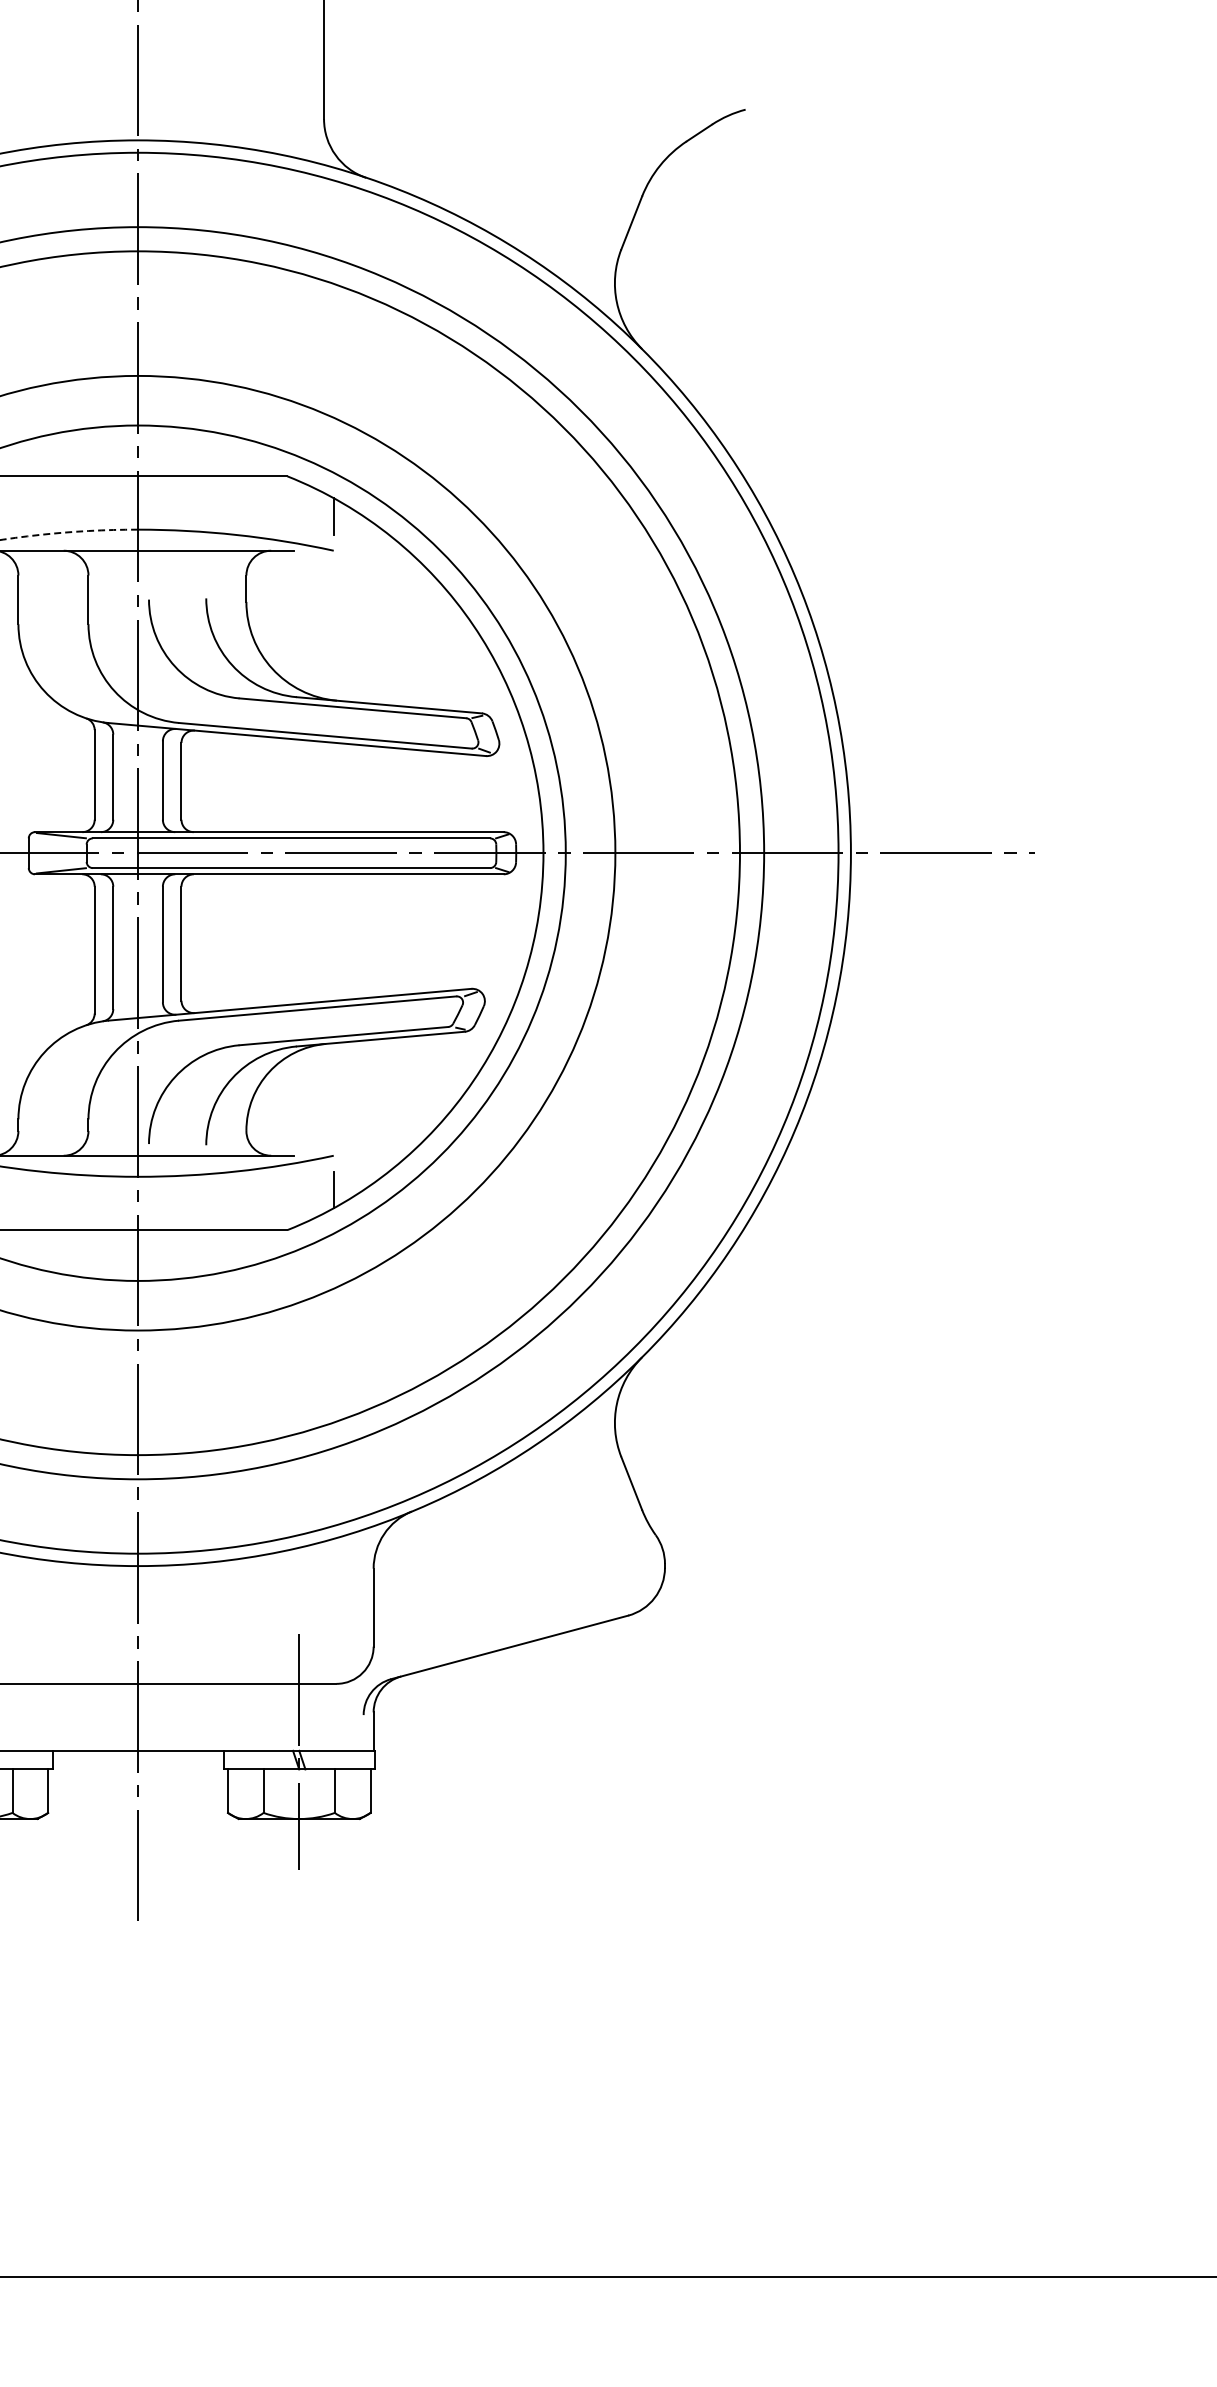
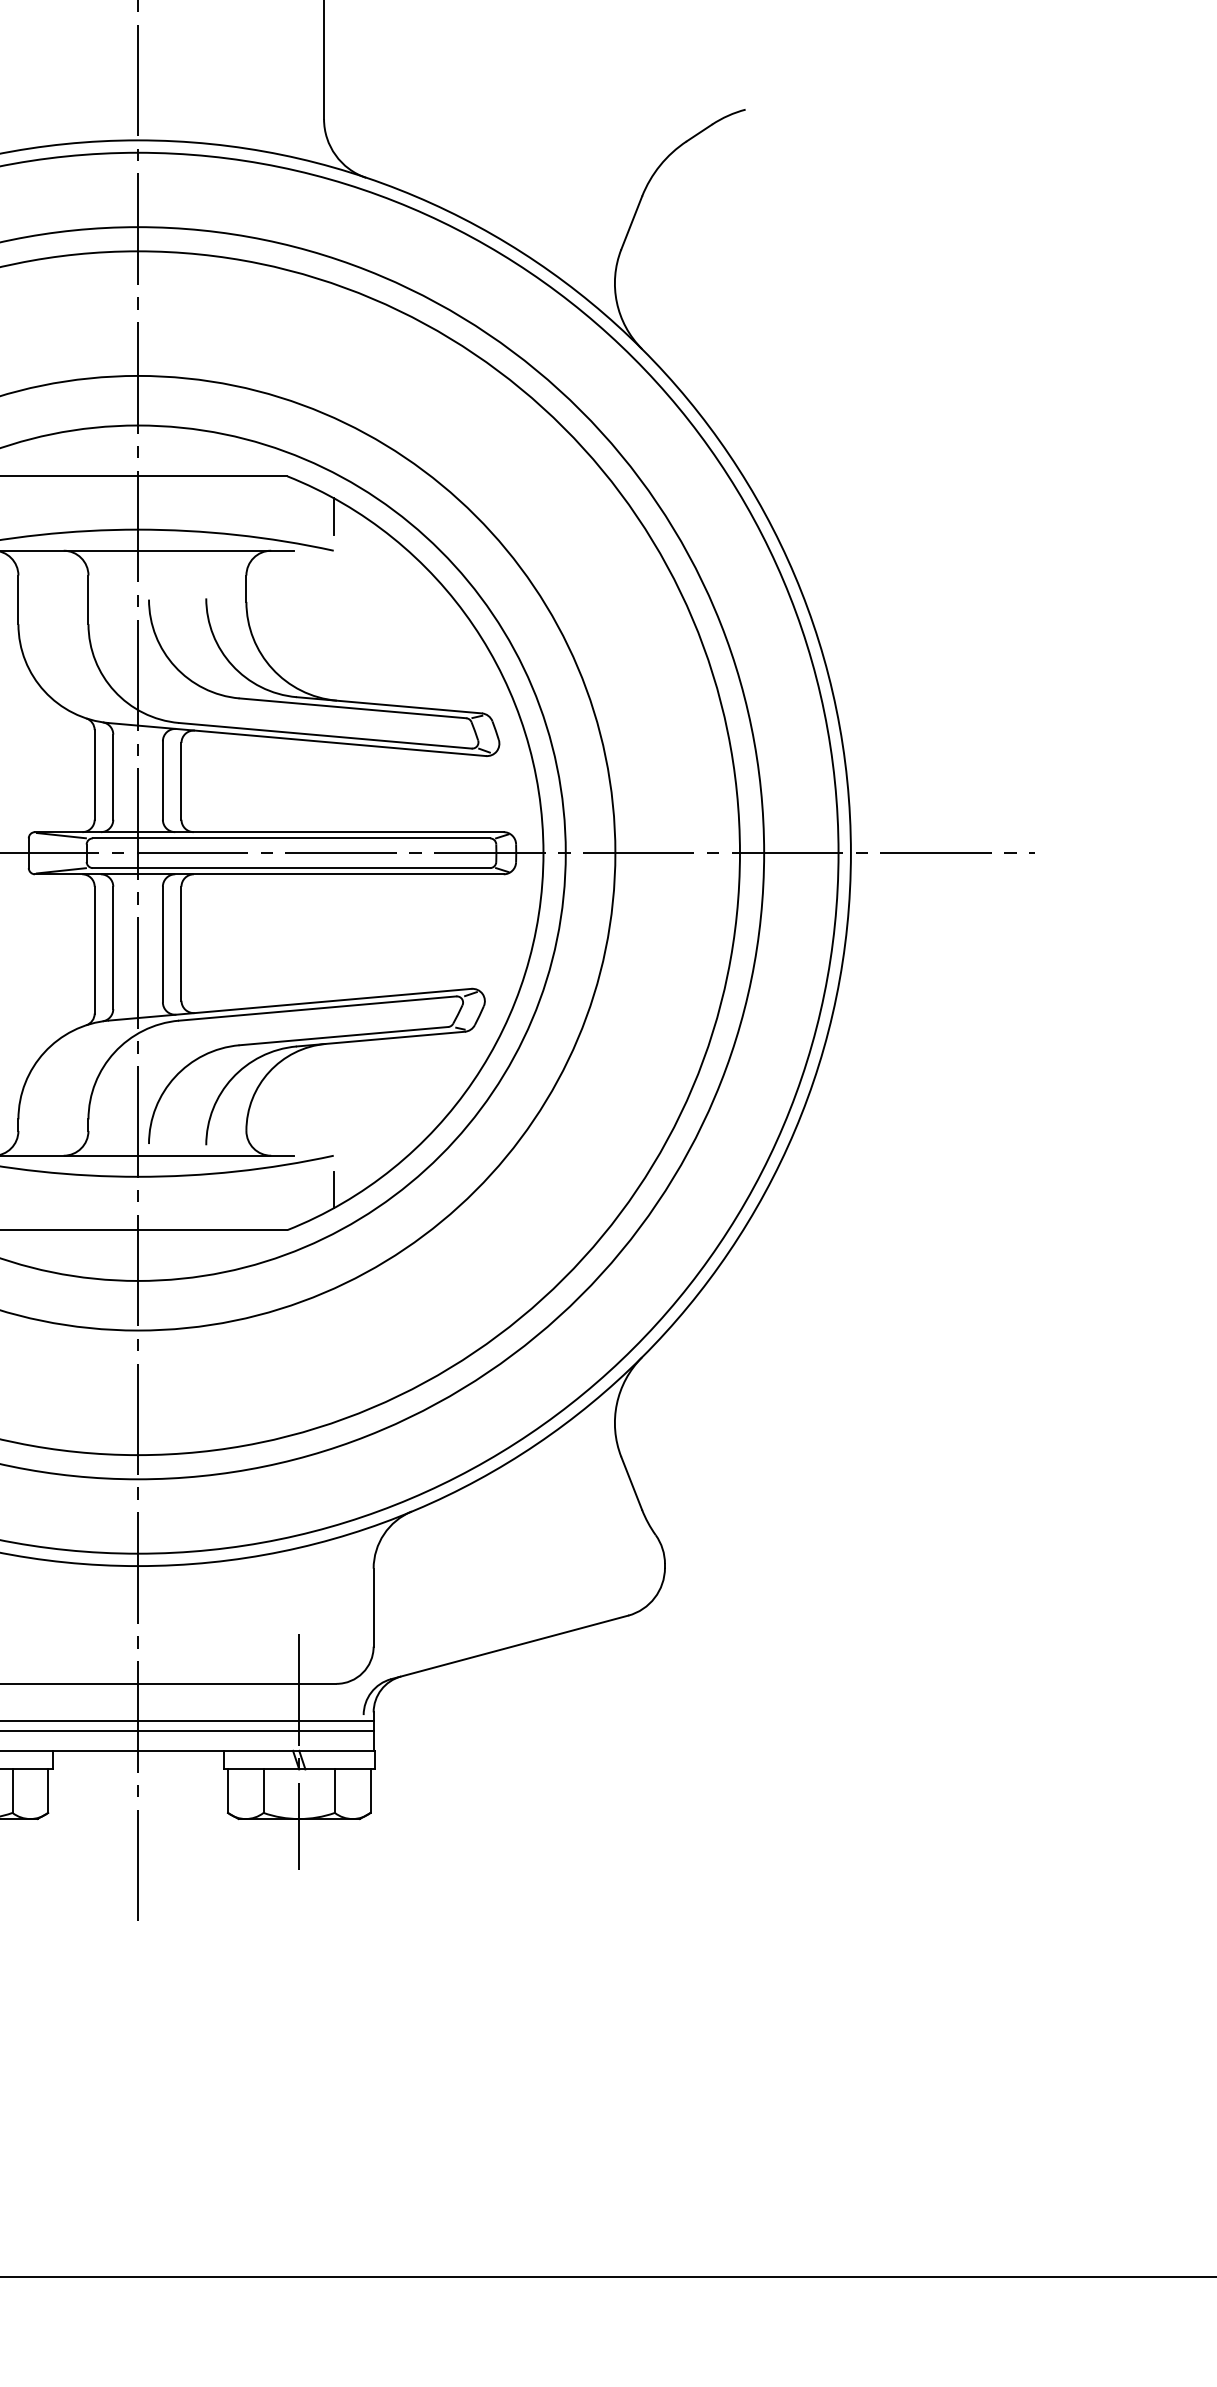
arc: dashed -> solid (69, 532)
line: none -> present (187, 1721)
line: none -> present (187, 1730)
